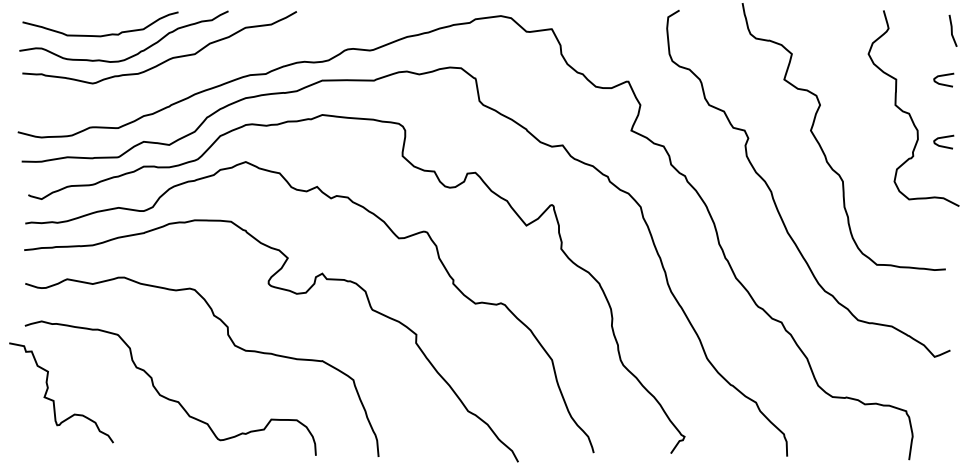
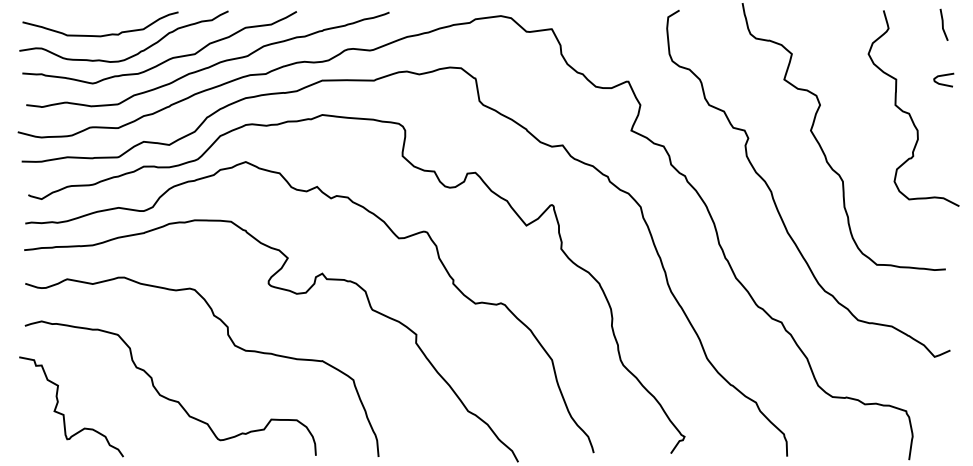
line position: (952, 30) -> (943, 24) (943, 24)
curve: none -> present (210, 65)
curve: present -> none (943, 138)
curve position: (53, 399) -> (63, 413) (63, 413)
